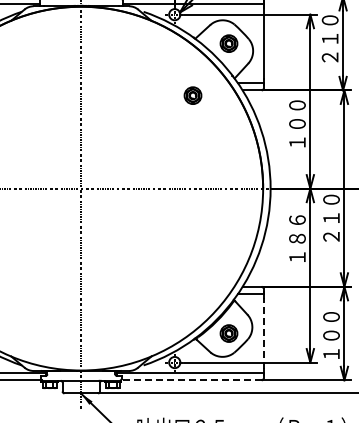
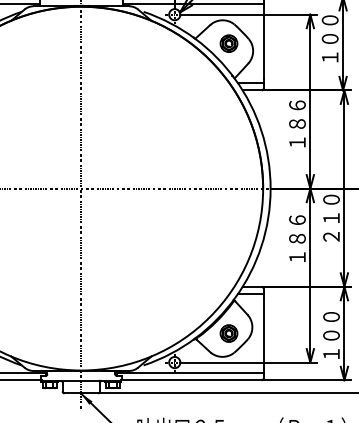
text: ２１０ -> １００ (329, 48)
part: present -> none (192, 95)
text: １００ -> １８６ (297, 114)
line: dashed -> solid (263, 333)
line: dashed -> solid (190, 380)
